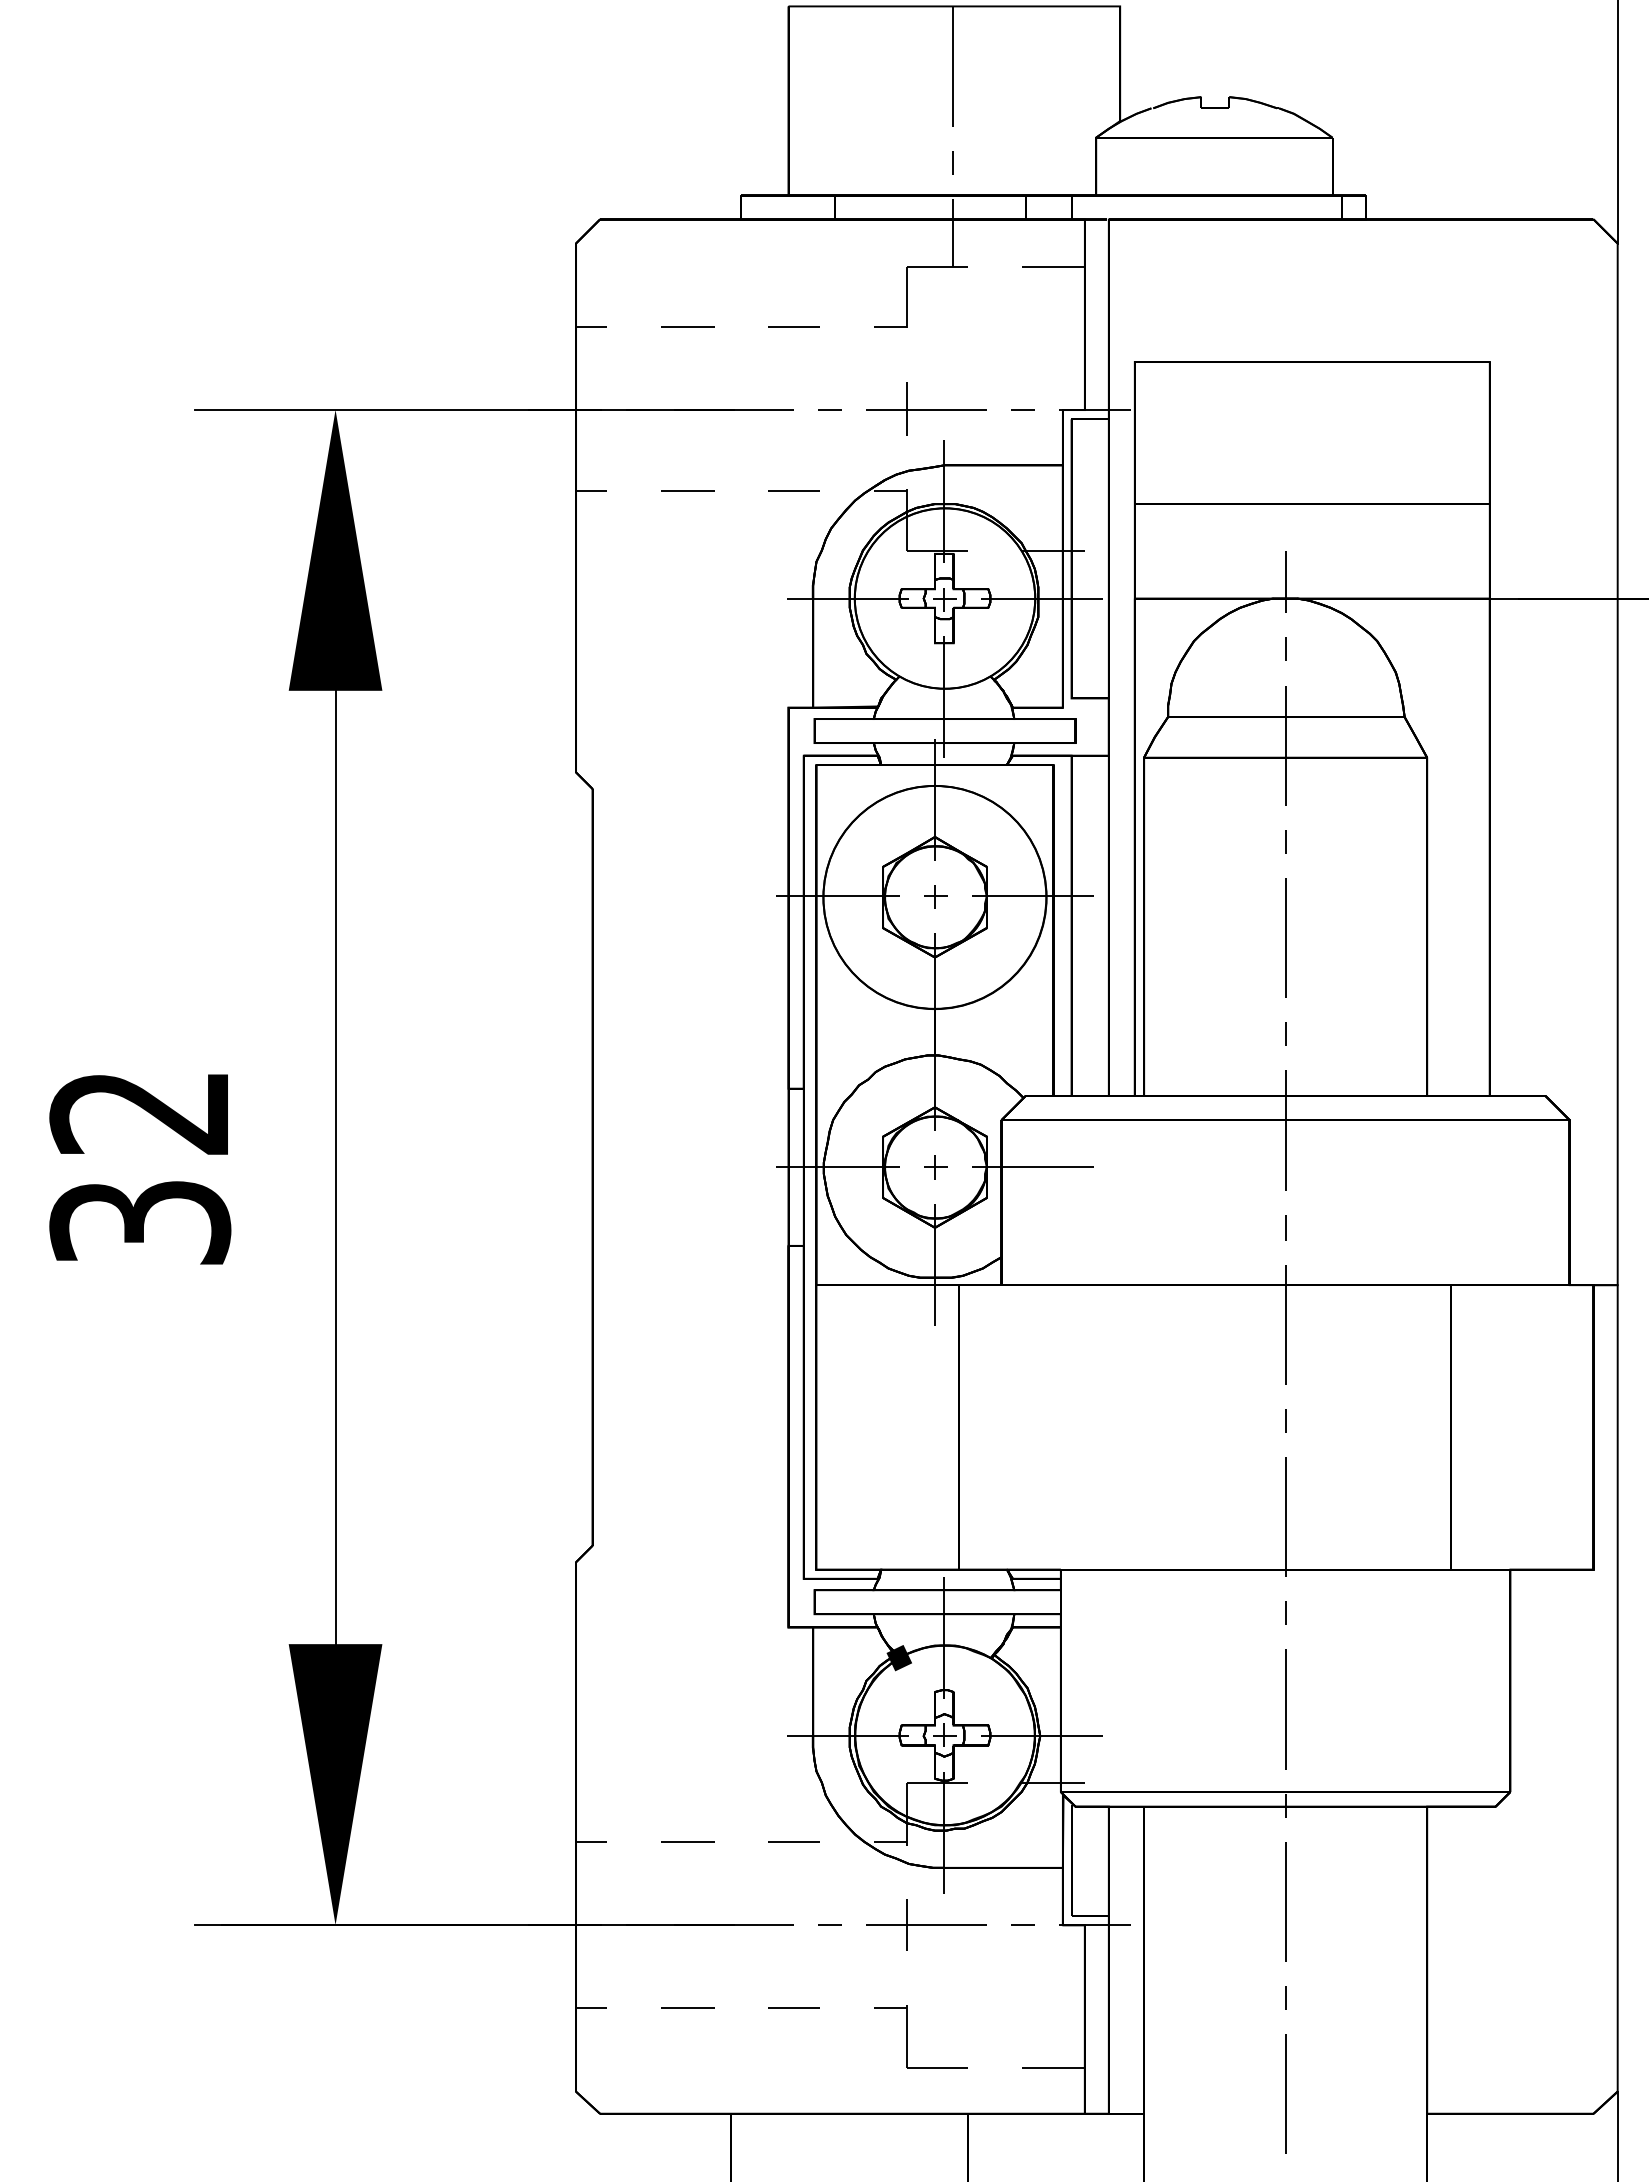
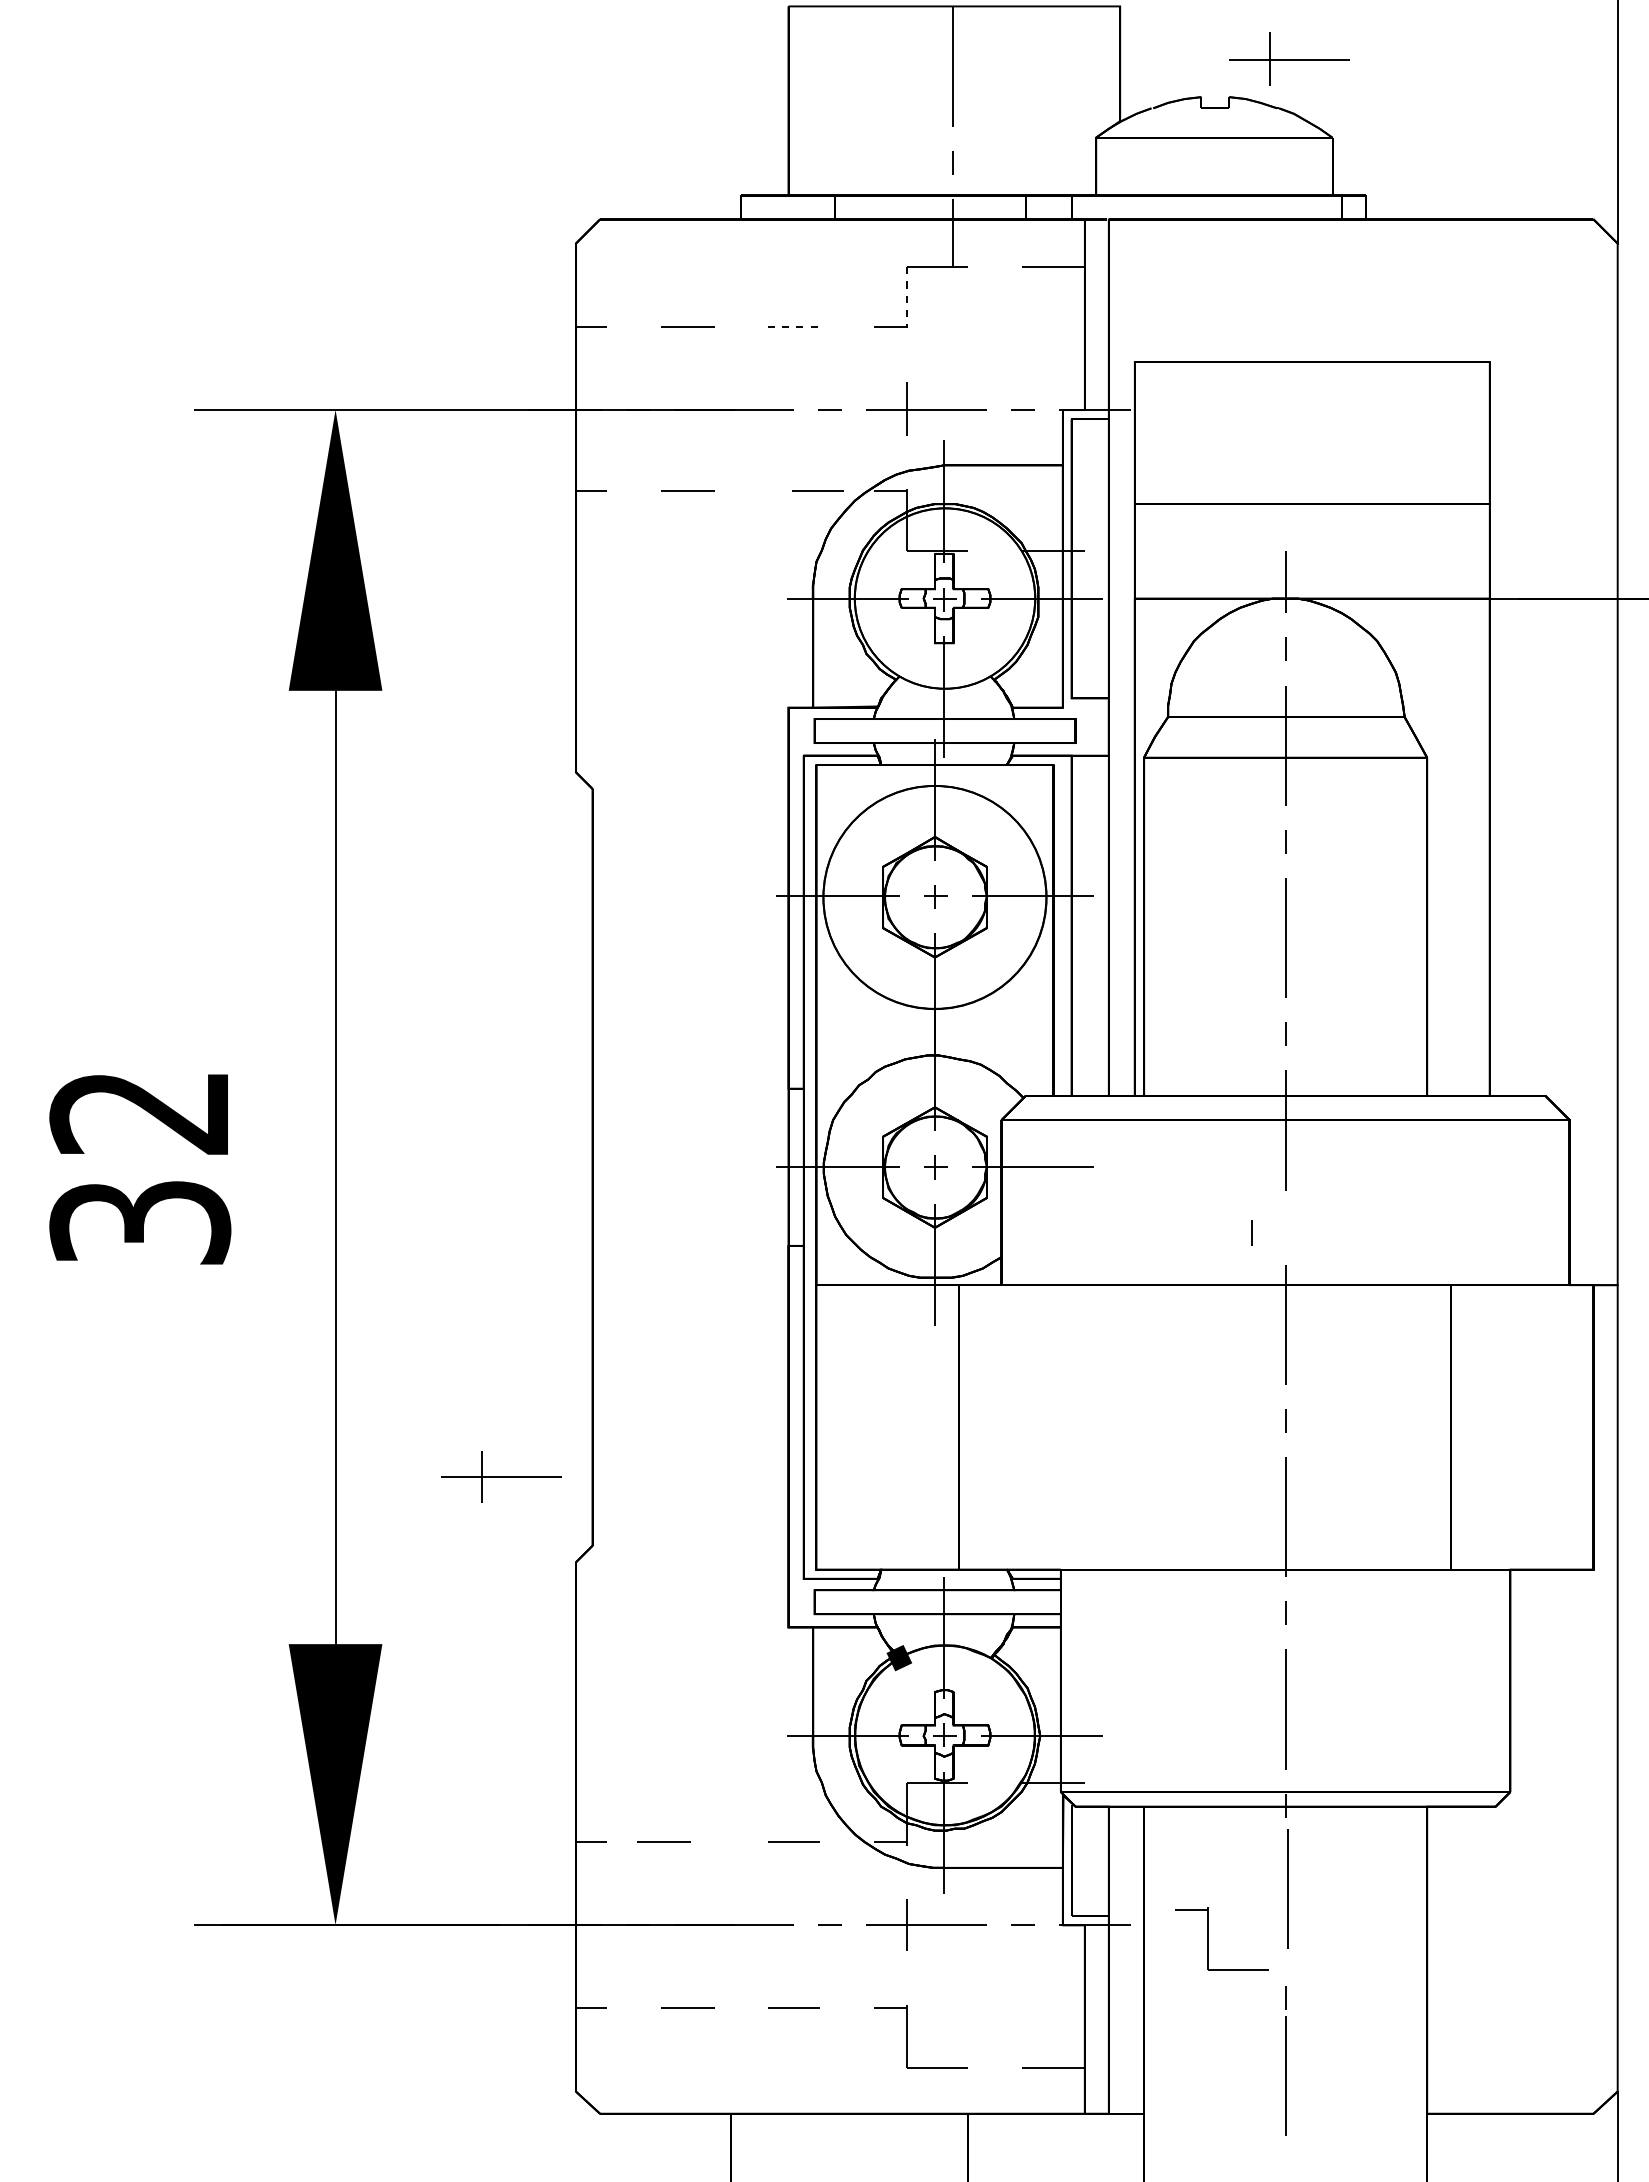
part: none -> present (1289, 58)
line: solid -> dashed (907, 297)
line: solid -> dashed (794, 326)
line position: (793, 490) -> (817, 490) (817, 490)
line position: (1285, 1227) -> (1251, 1232) (1251, 1232)
part: none -> present (501, 1476)
line position: (687, 1841) -> (663, 1841) (663, 1841)
line position: (1285, 1901) -> (1287, 1888) (1287, 1888)
part: none -> present (1208, 1938)
line position: (1285, 2093) -> (1285, 2075) (1285, 2075)
